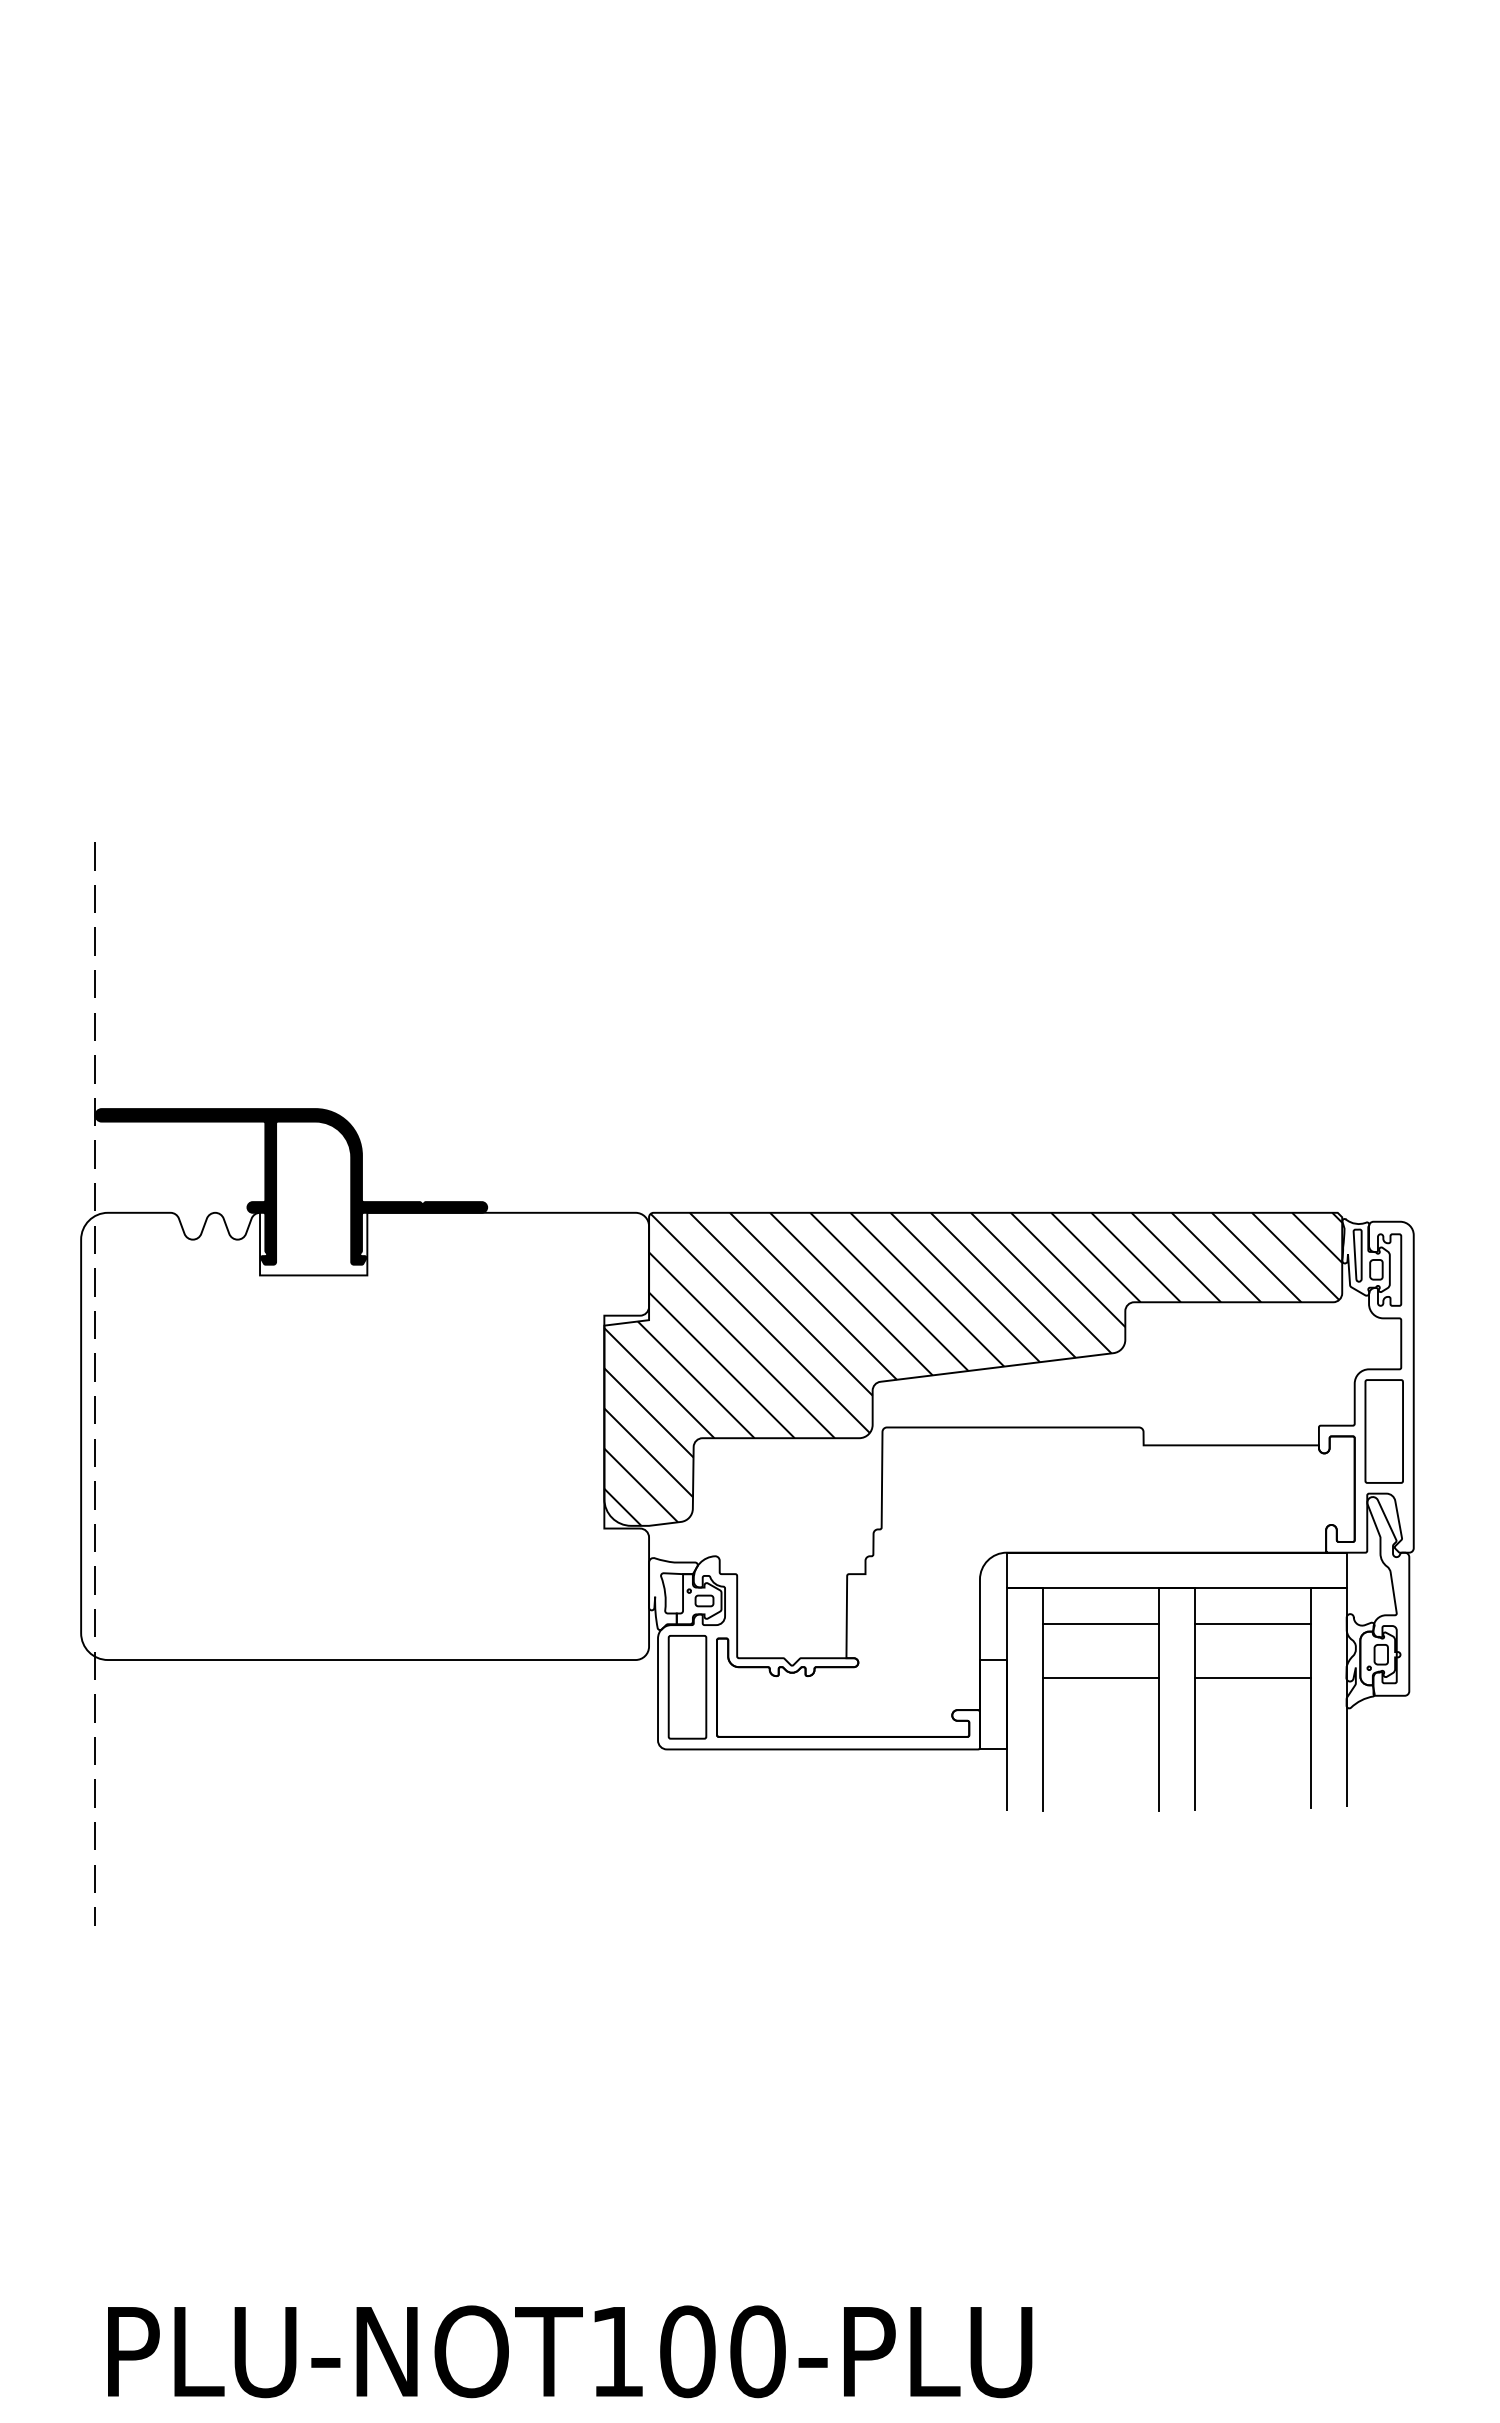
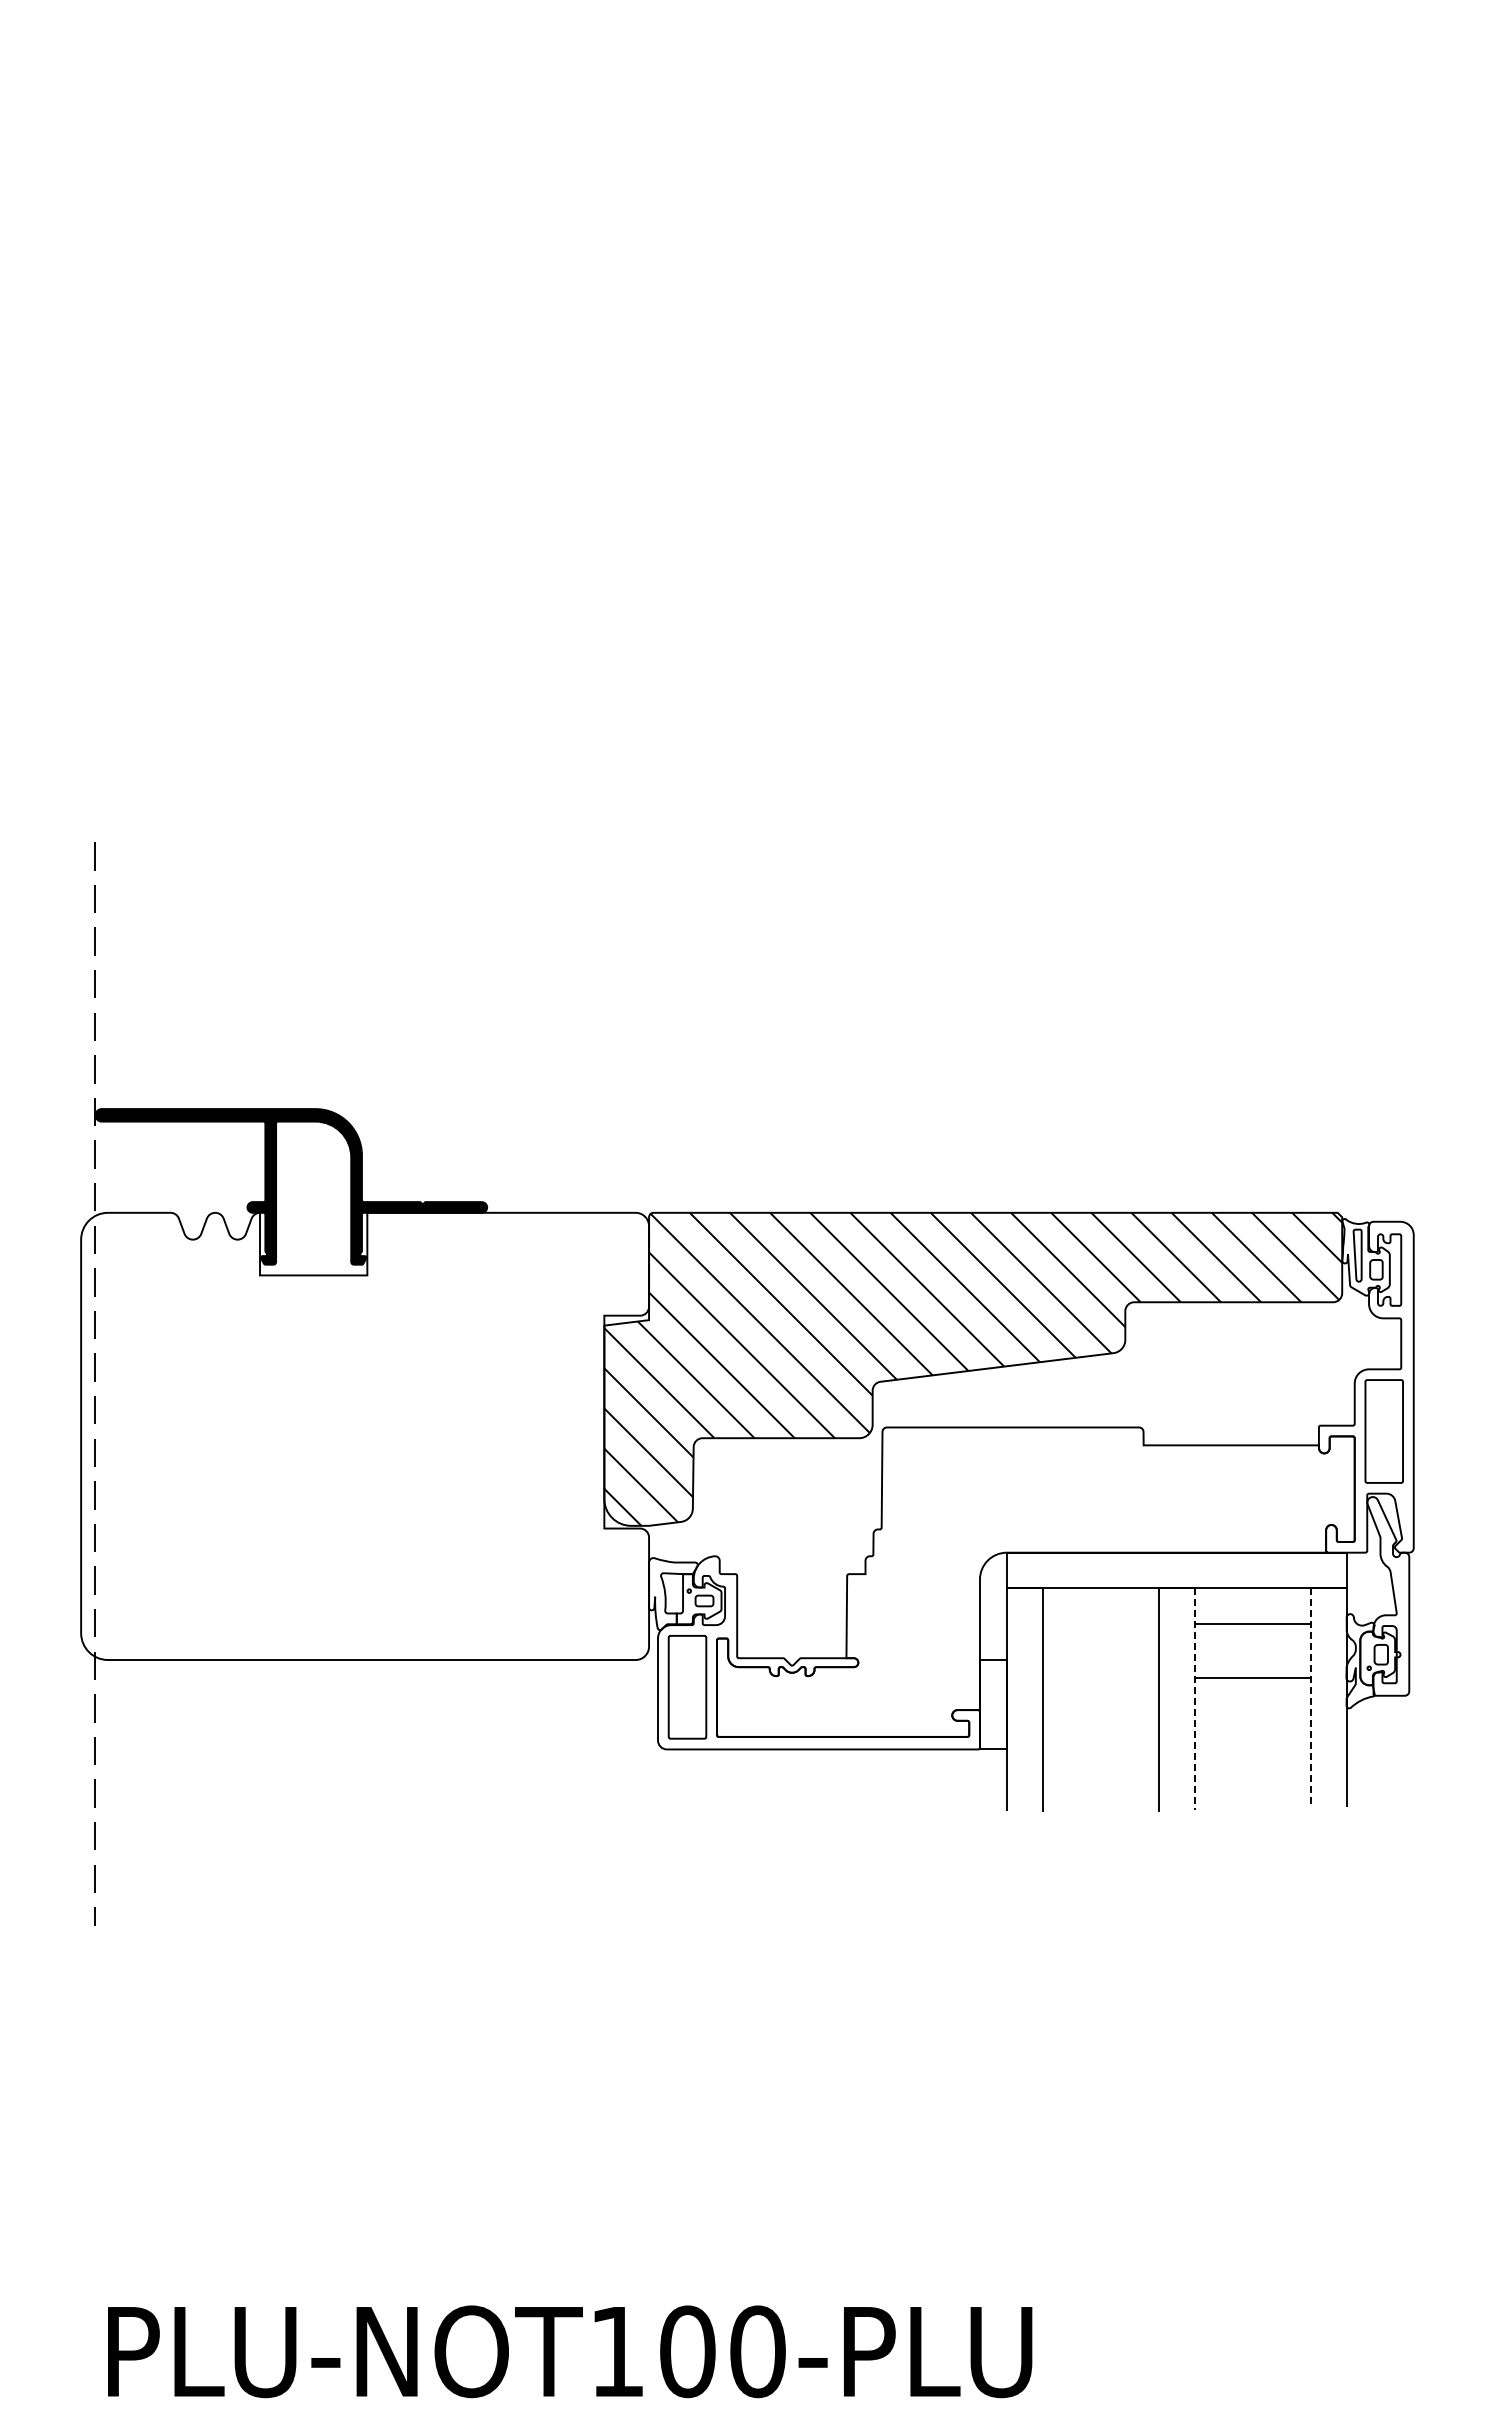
line: present -> none (1100, 1624)
line: present -> none (1100, 1677)
line: solid -> dashed (1310, 1698)
line: solid -> dashed (1194, 1699)
